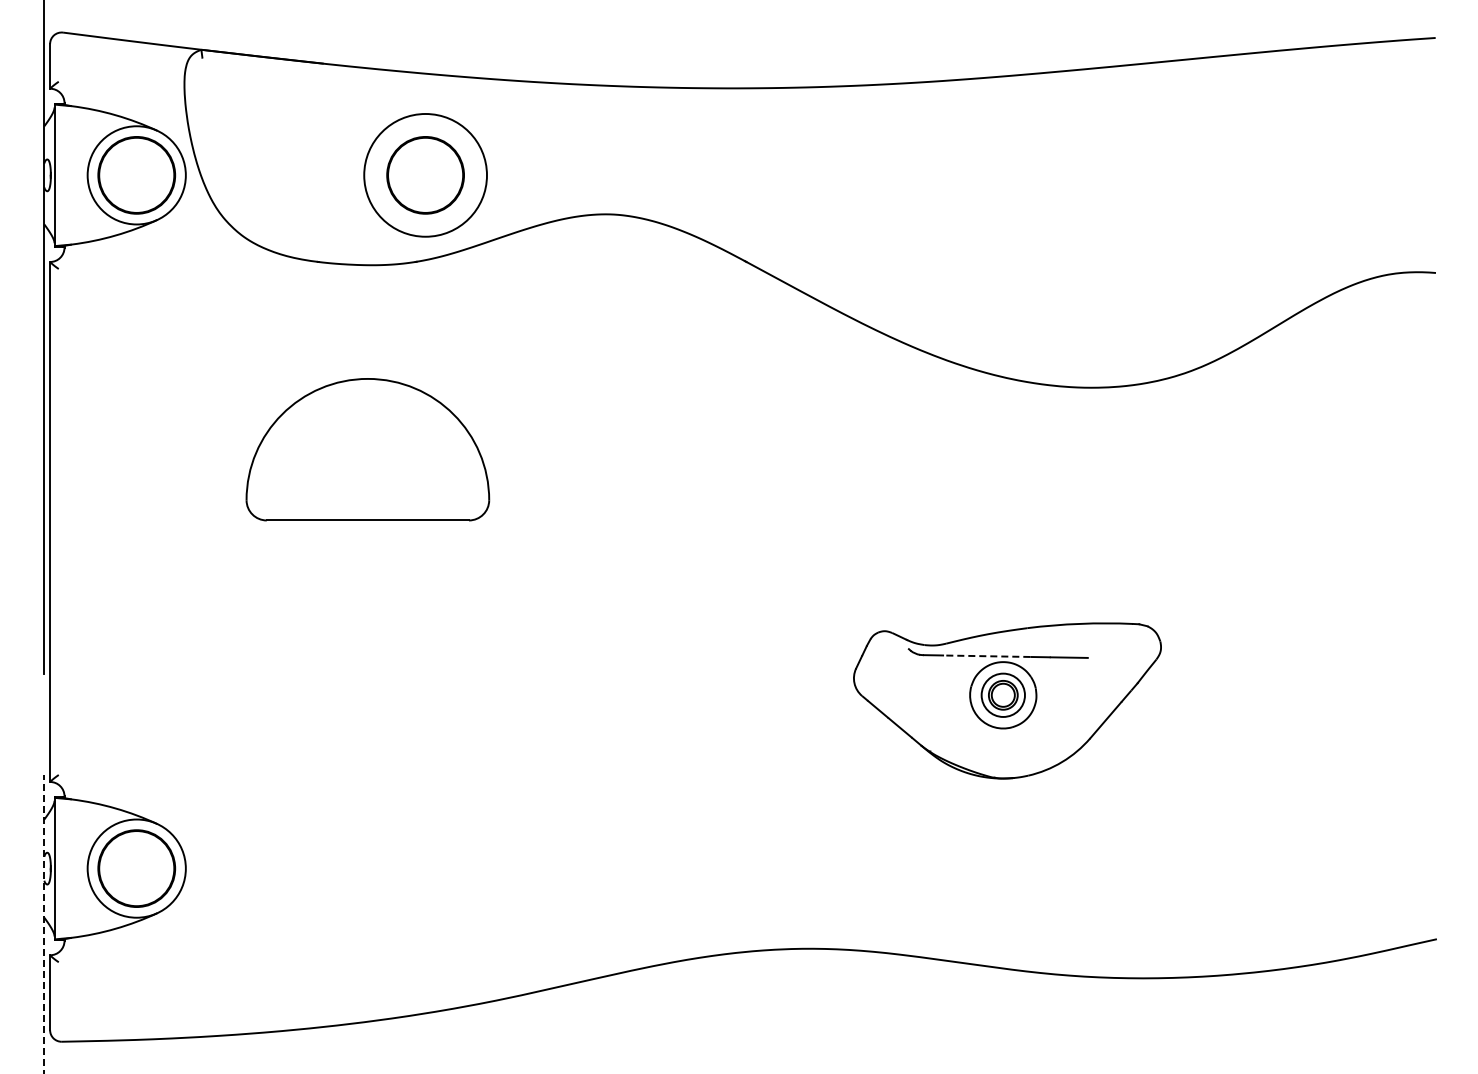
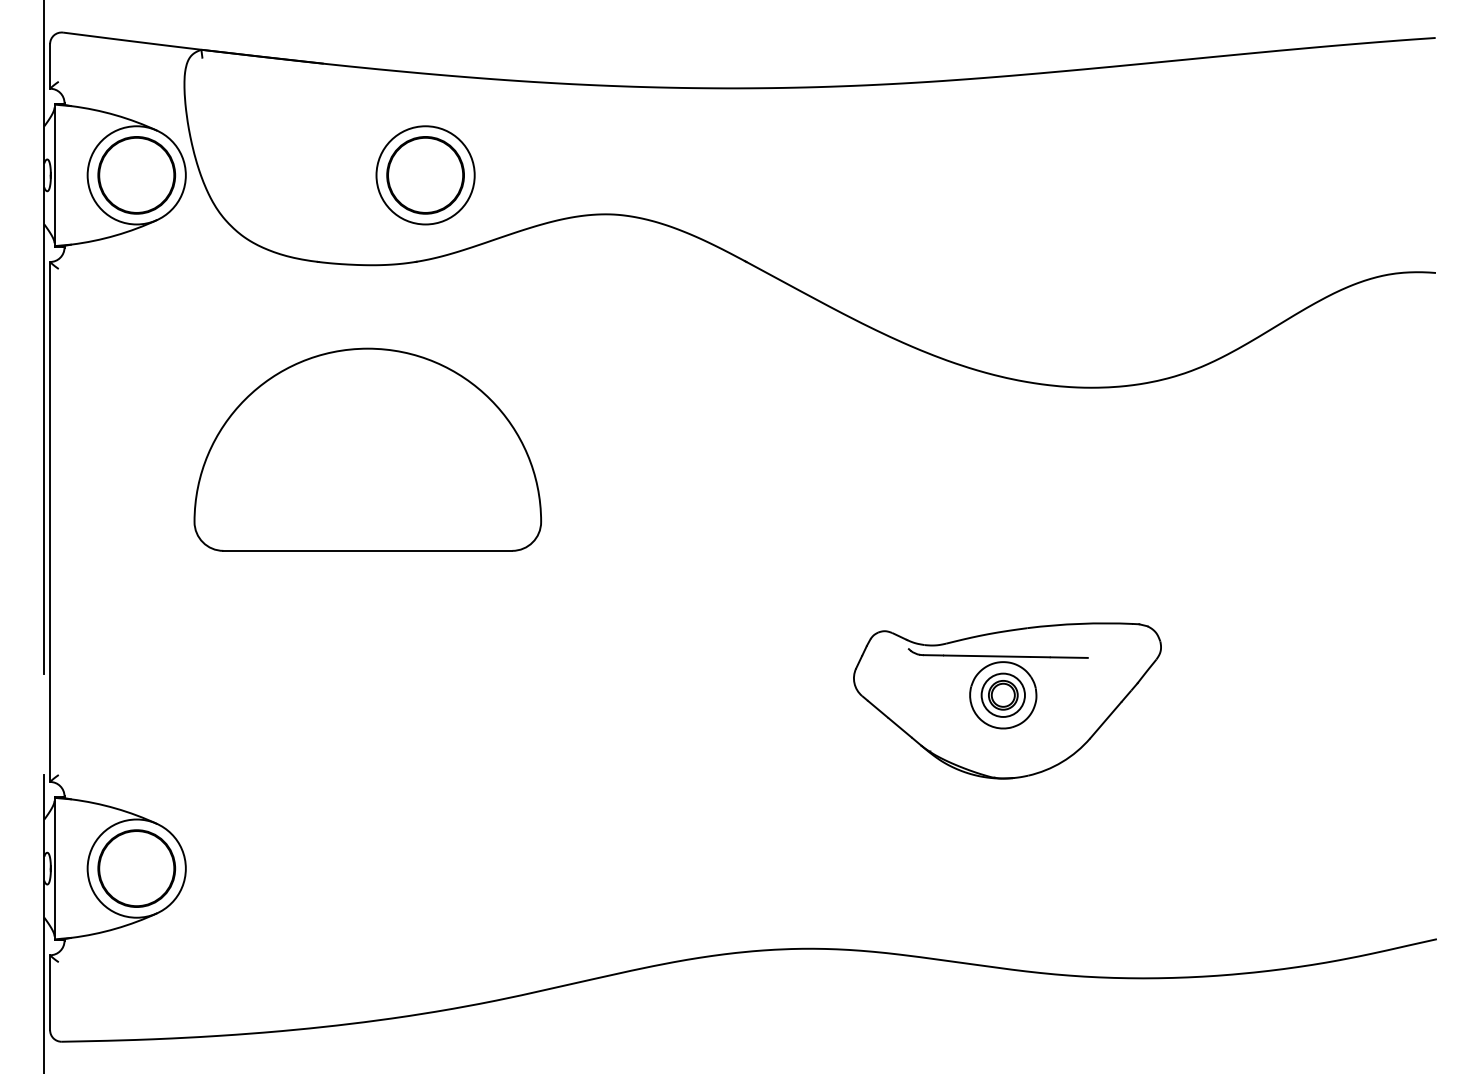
circle diameter: 123 px -> 98 px (425, 175)
part size: 246x144 px -> 350x205 px (367, 449)
line: dashed -> solid (986, 656)
line: dashed -> solid (44, 924)
